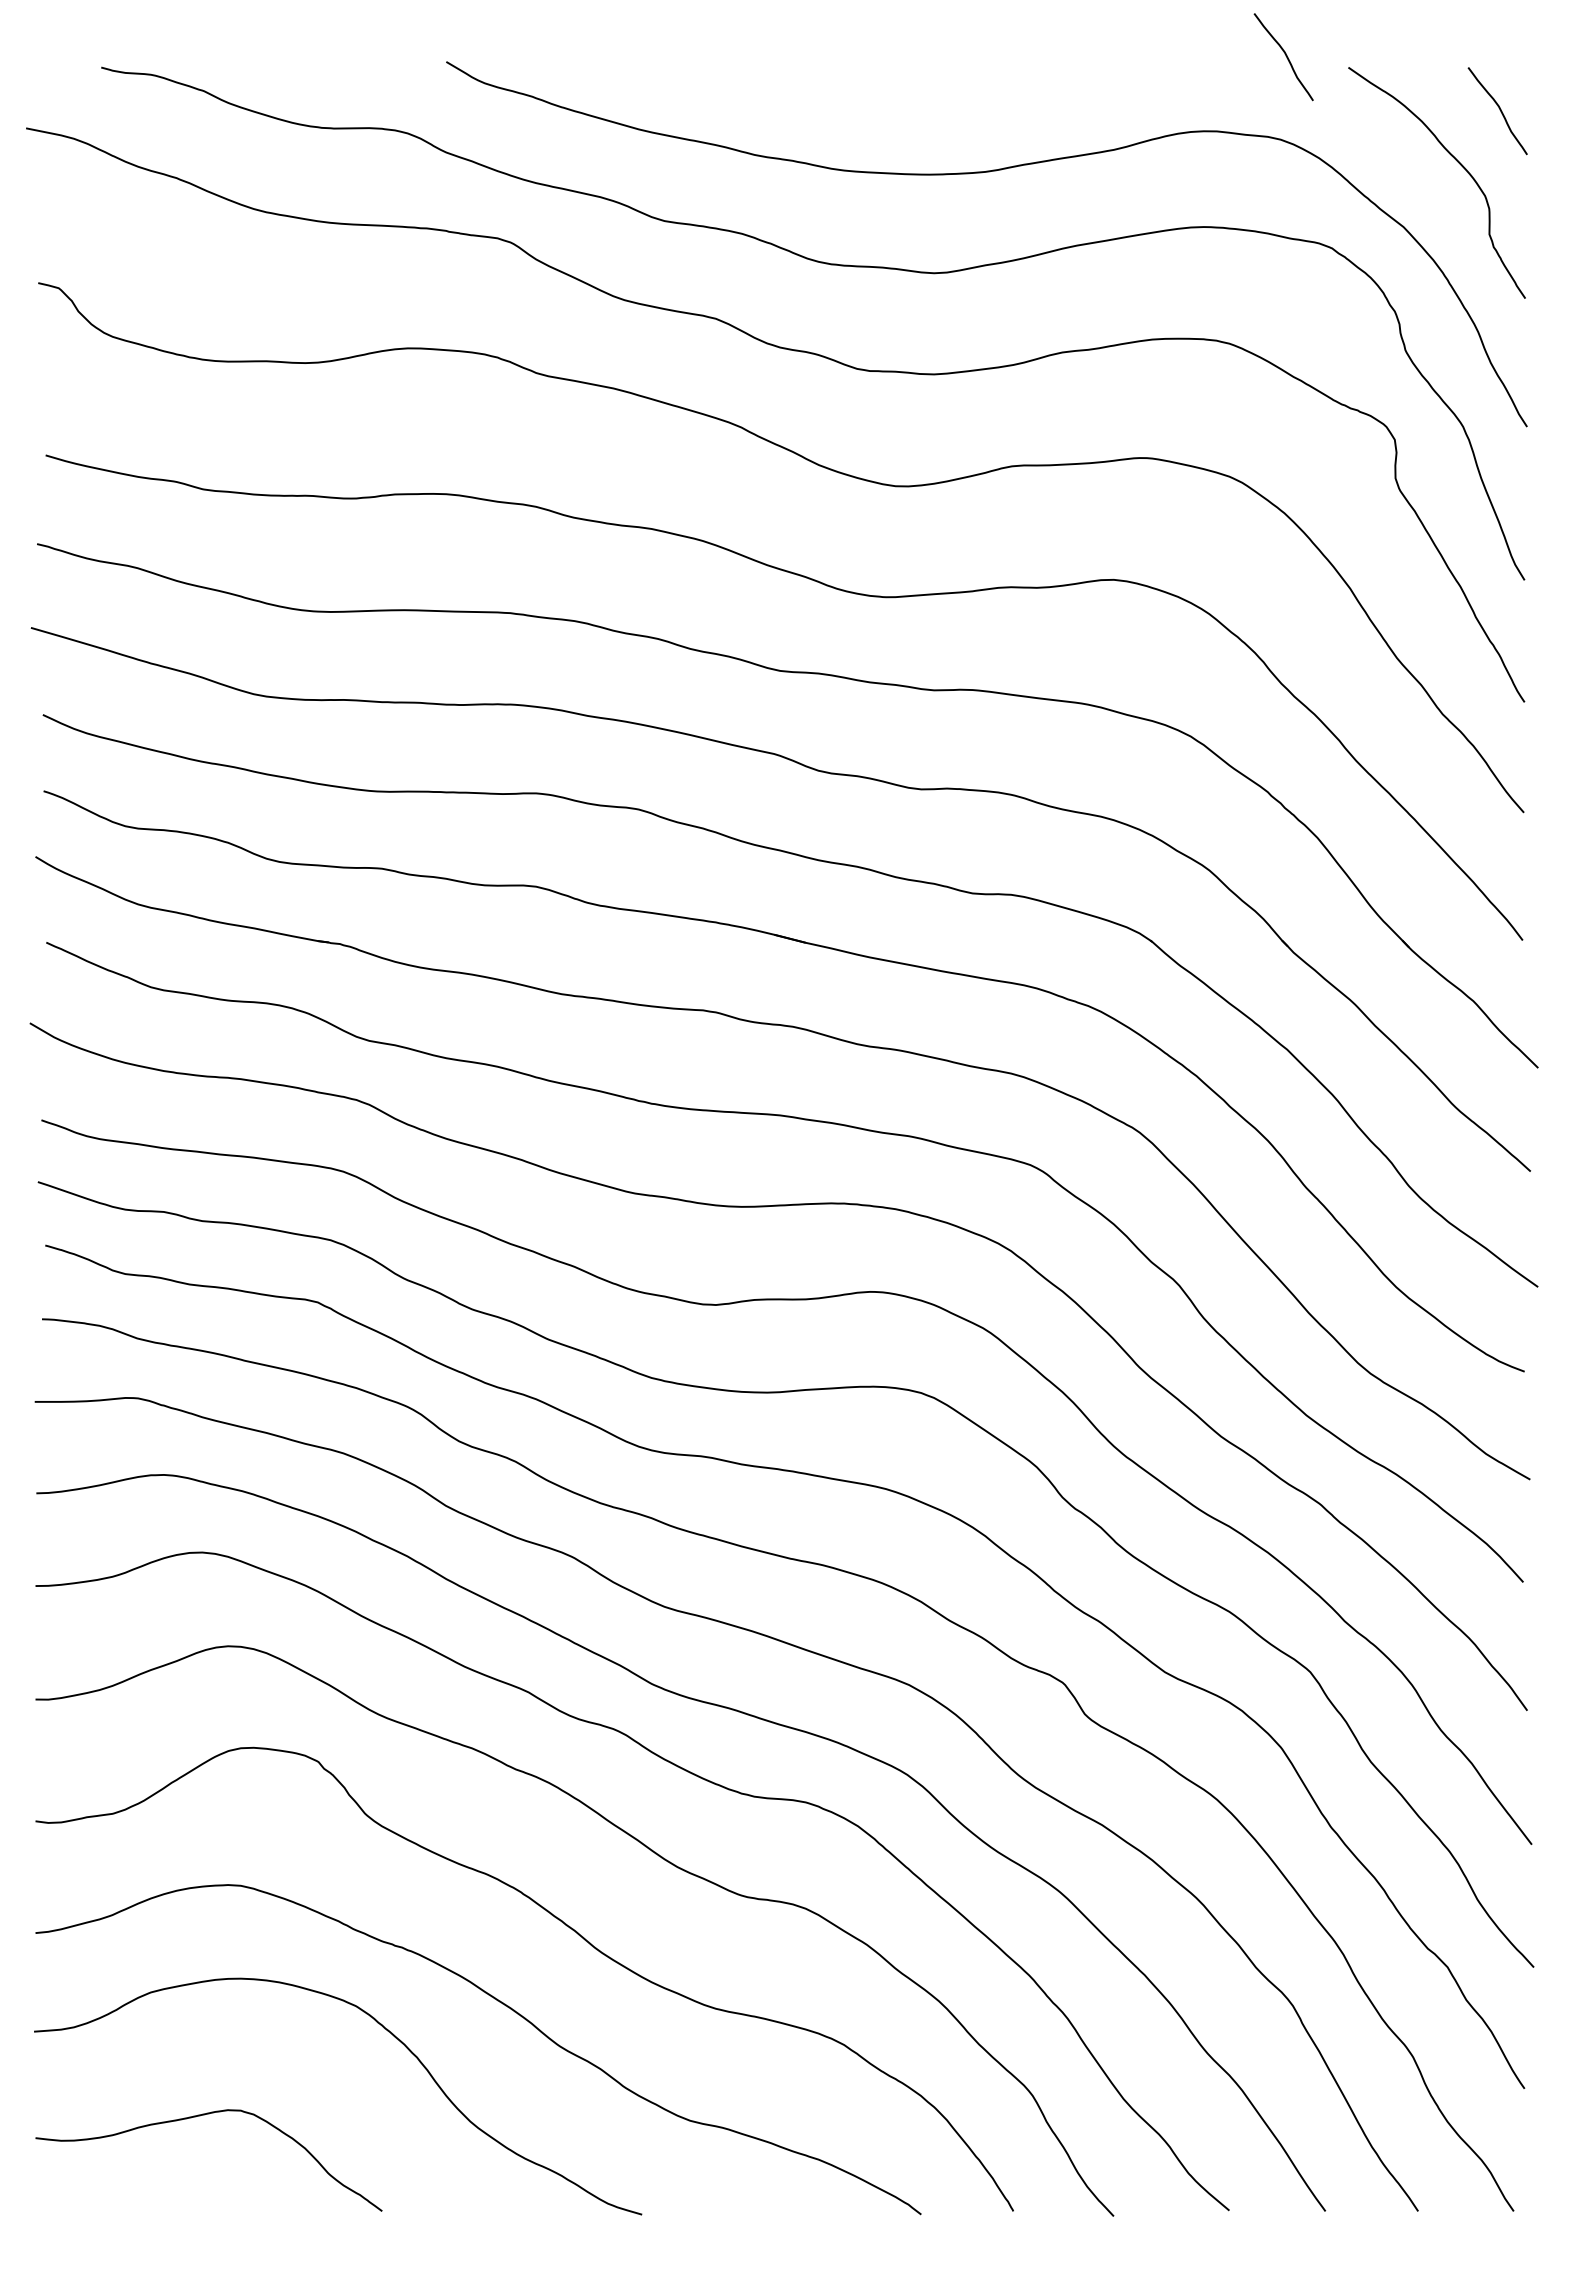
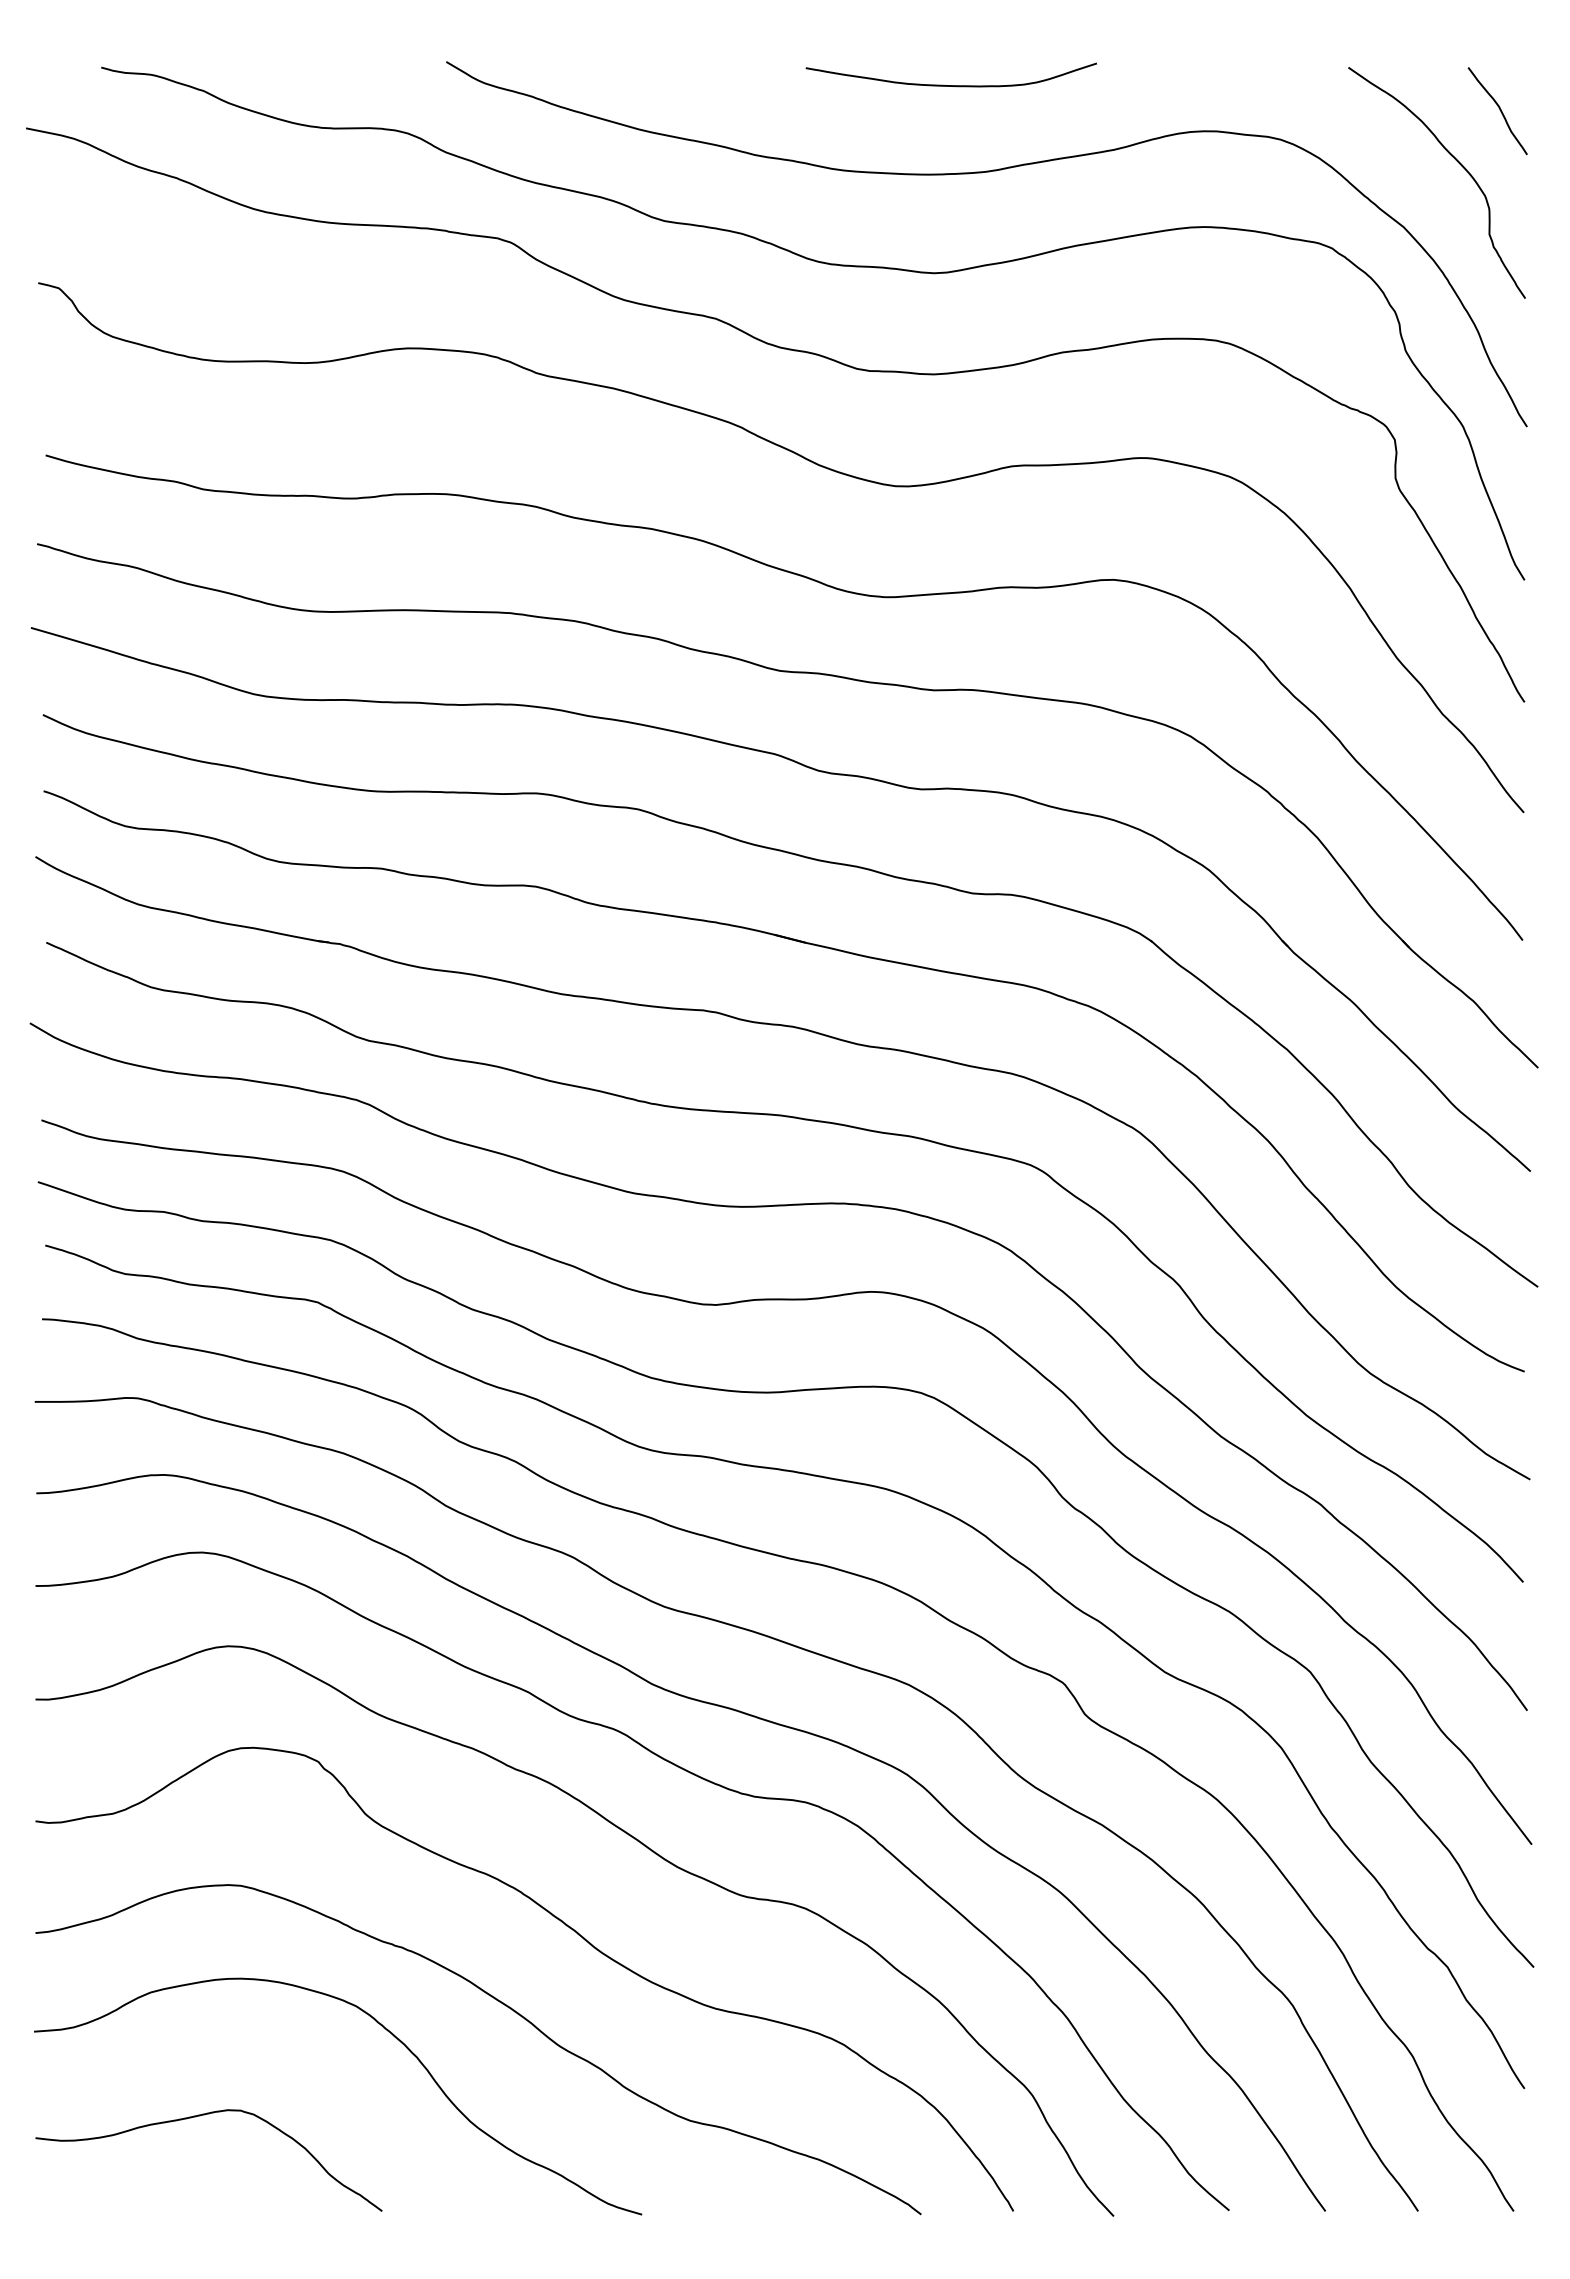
curve: present -> none (1285, 56)
curve: none -> present (950, 85)
